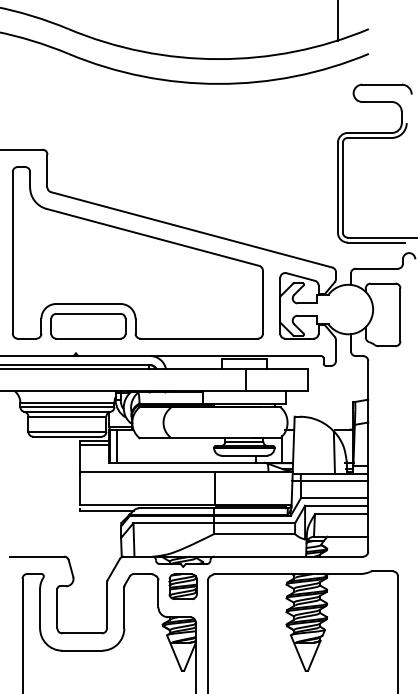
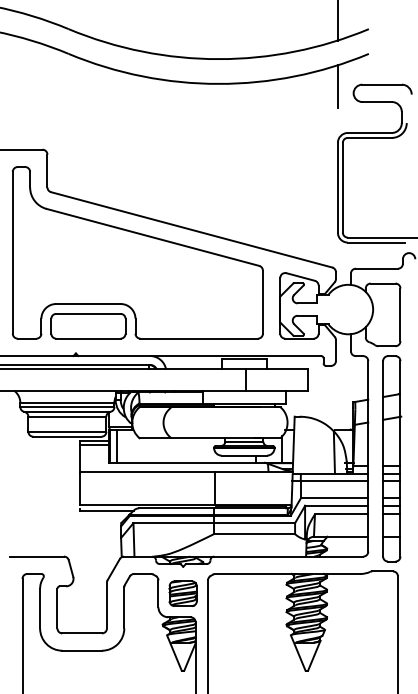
line: none -> present (337, 86)
part: none -> present (392, 458)
part position: (182, 586) -> (182, 593) (182, 593)
